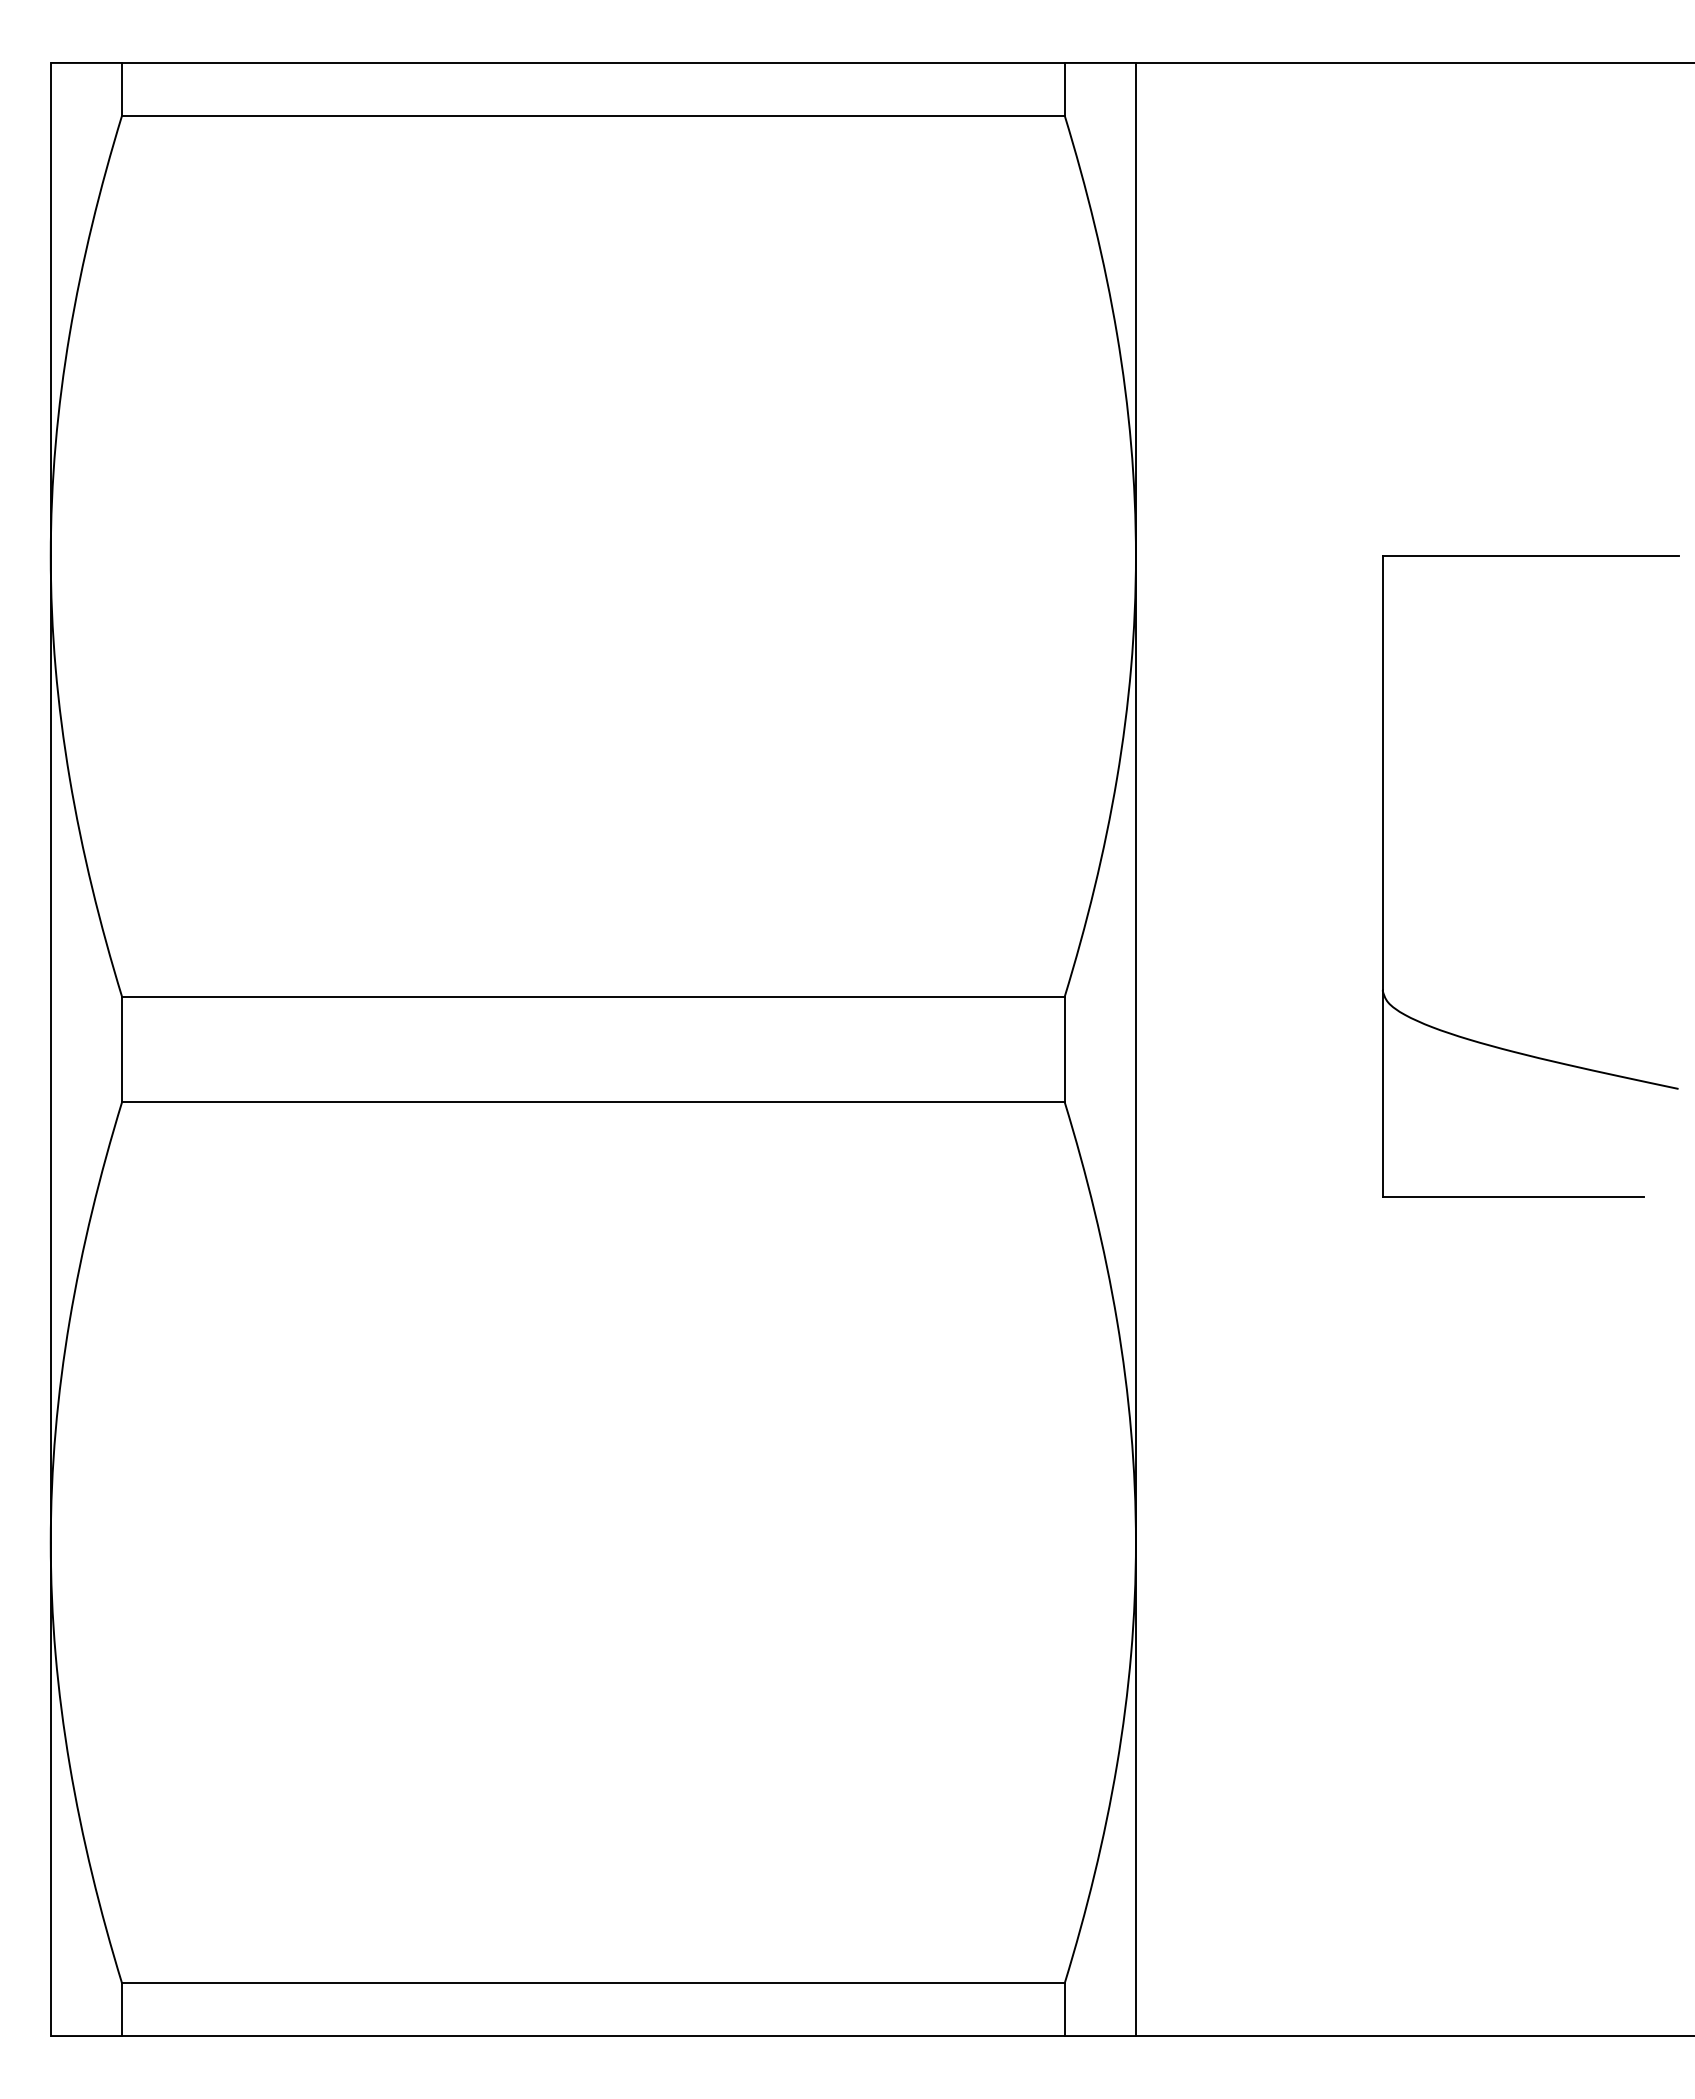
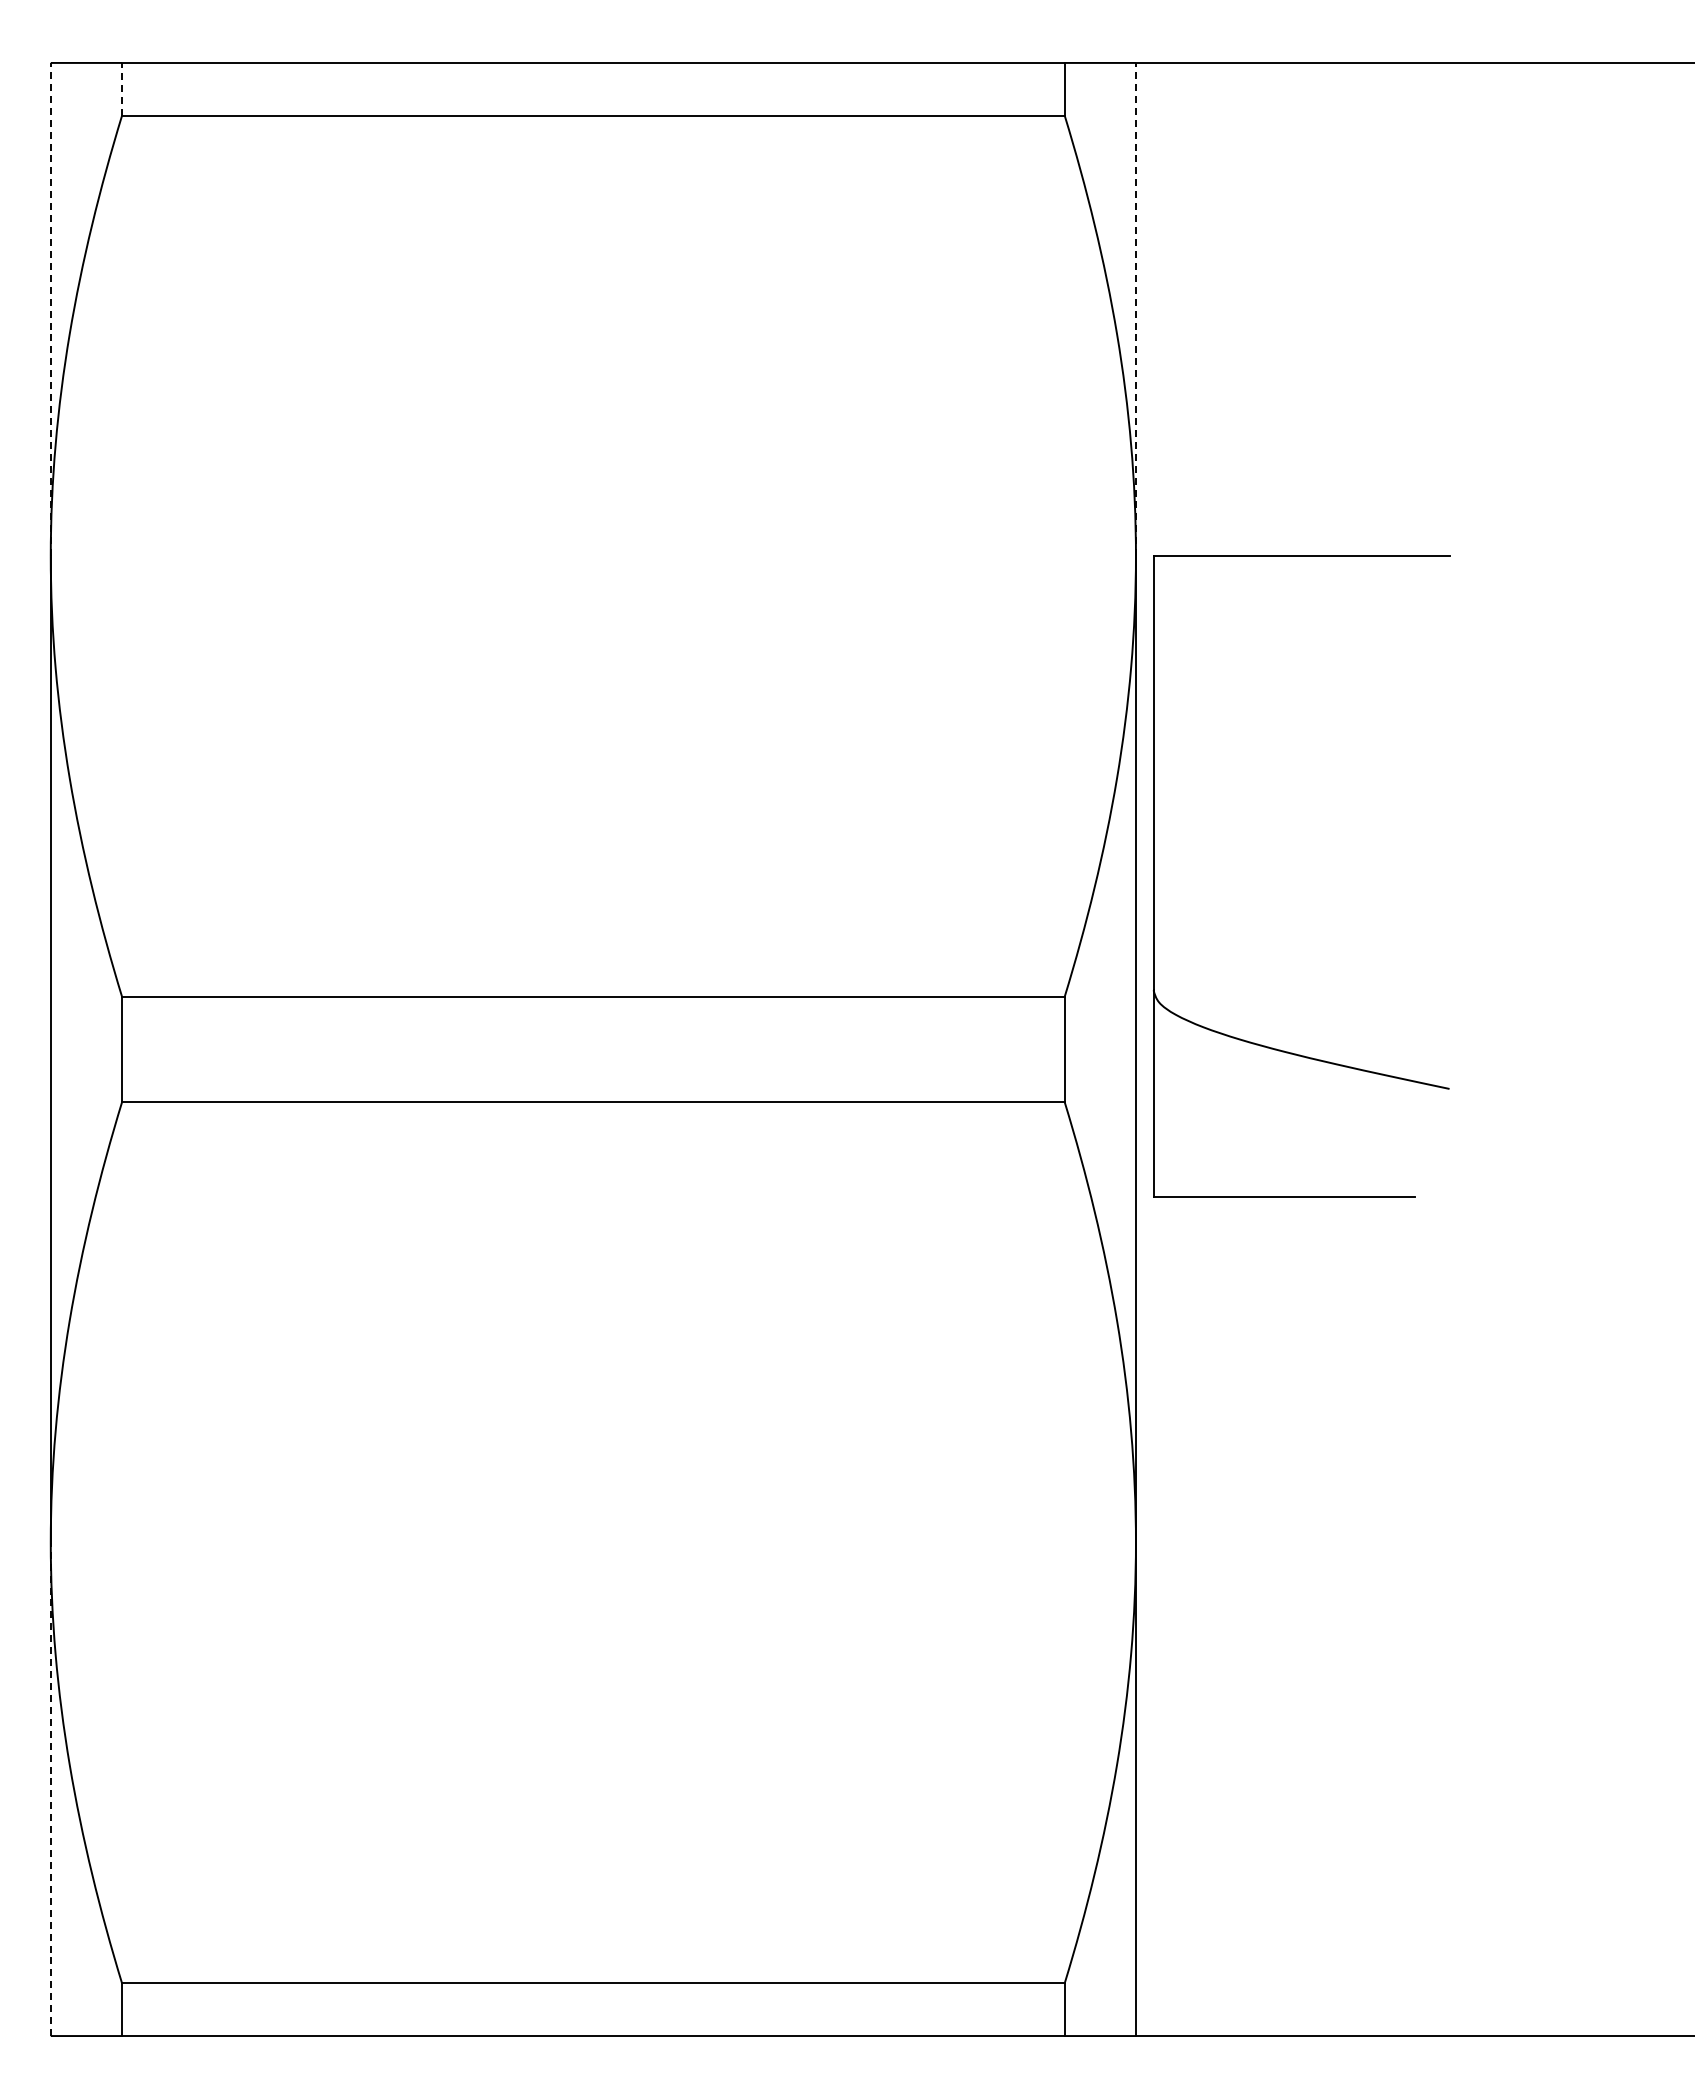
line: solid -> dashed (122, 88)
line: solid -> dashed (50, 309)
line: solid -> dashed (1135, 309)
part position: (1383, 876) -> (1154, 876) (1154, 876)
line: solid -> dashed (50, 1789)
